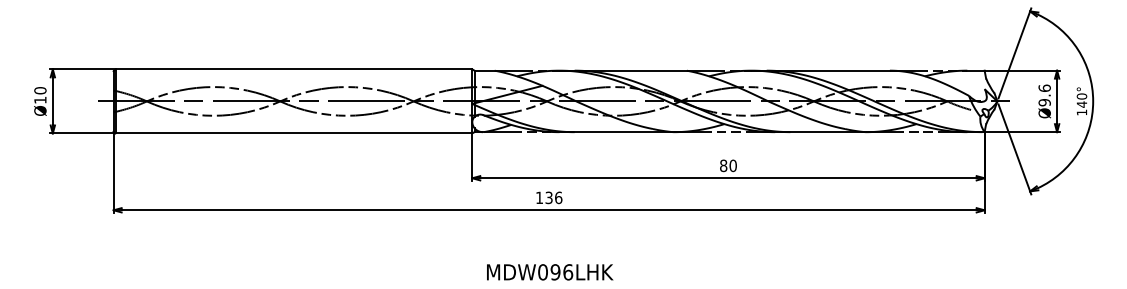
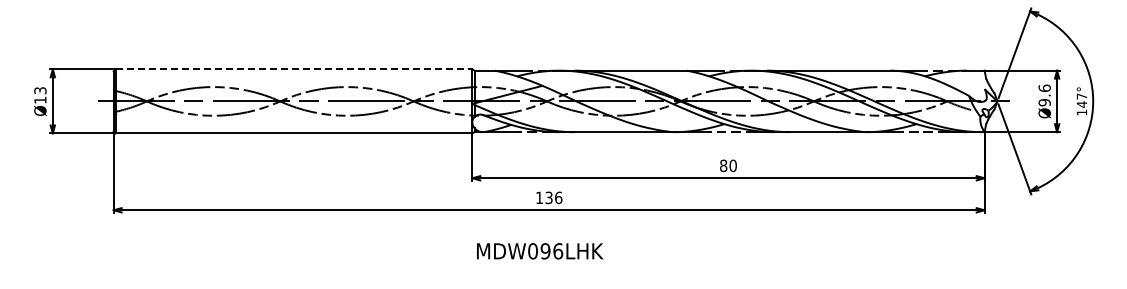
line: solid -> dashed (294, 69)
text: Ø10 -> Ø13 (40, 90)
text: 140° -> 147° (1081, 96)
text position: (550, 272) -> (540, 251) (540, 251)
